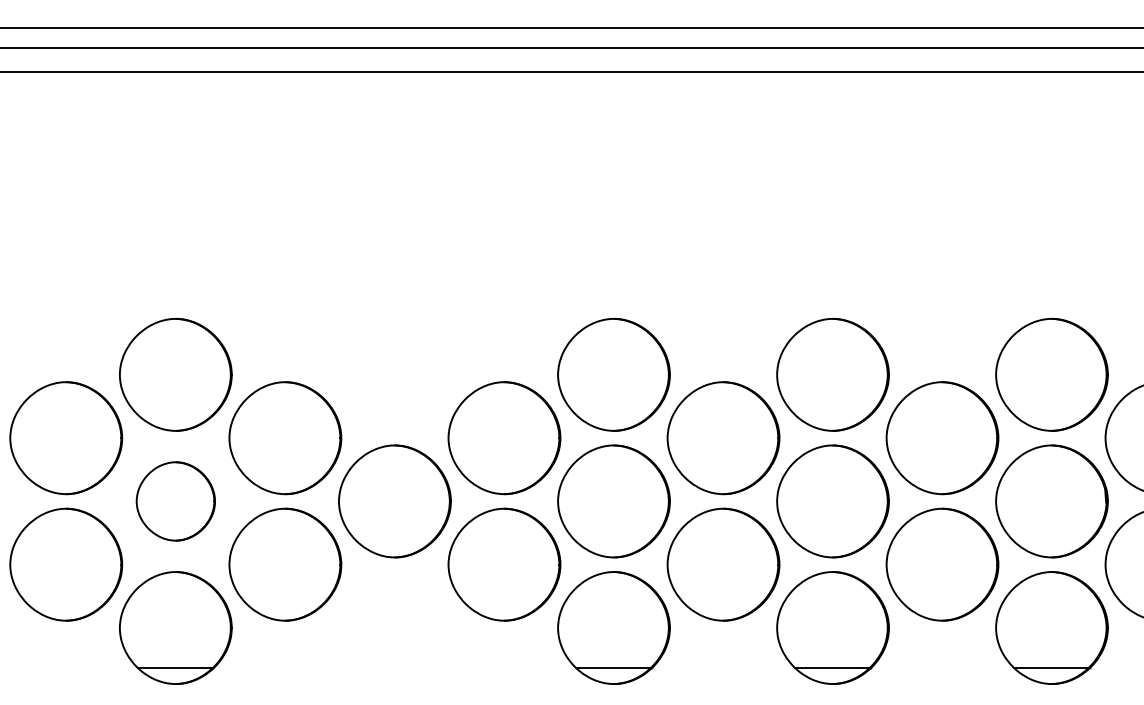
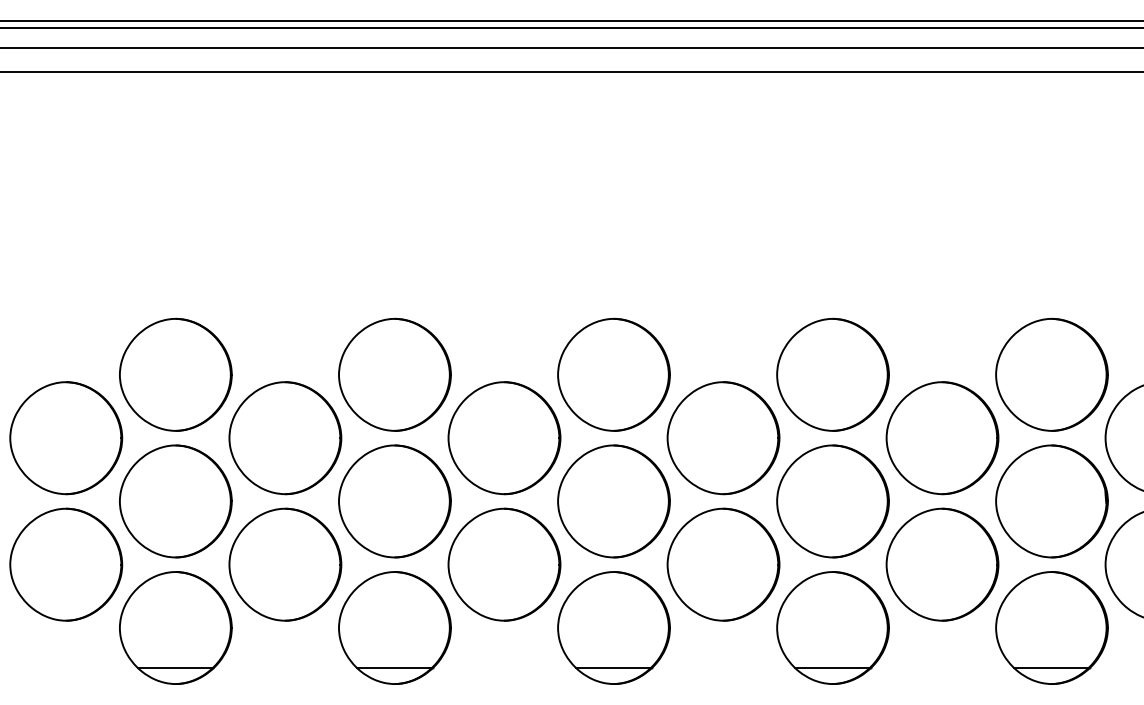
line: none -> present (571, 20)
part: none -> present (394, 374)
part size: 81x81 px -> 114x115 px (175, 501)
part: none -> present (394, 627)
